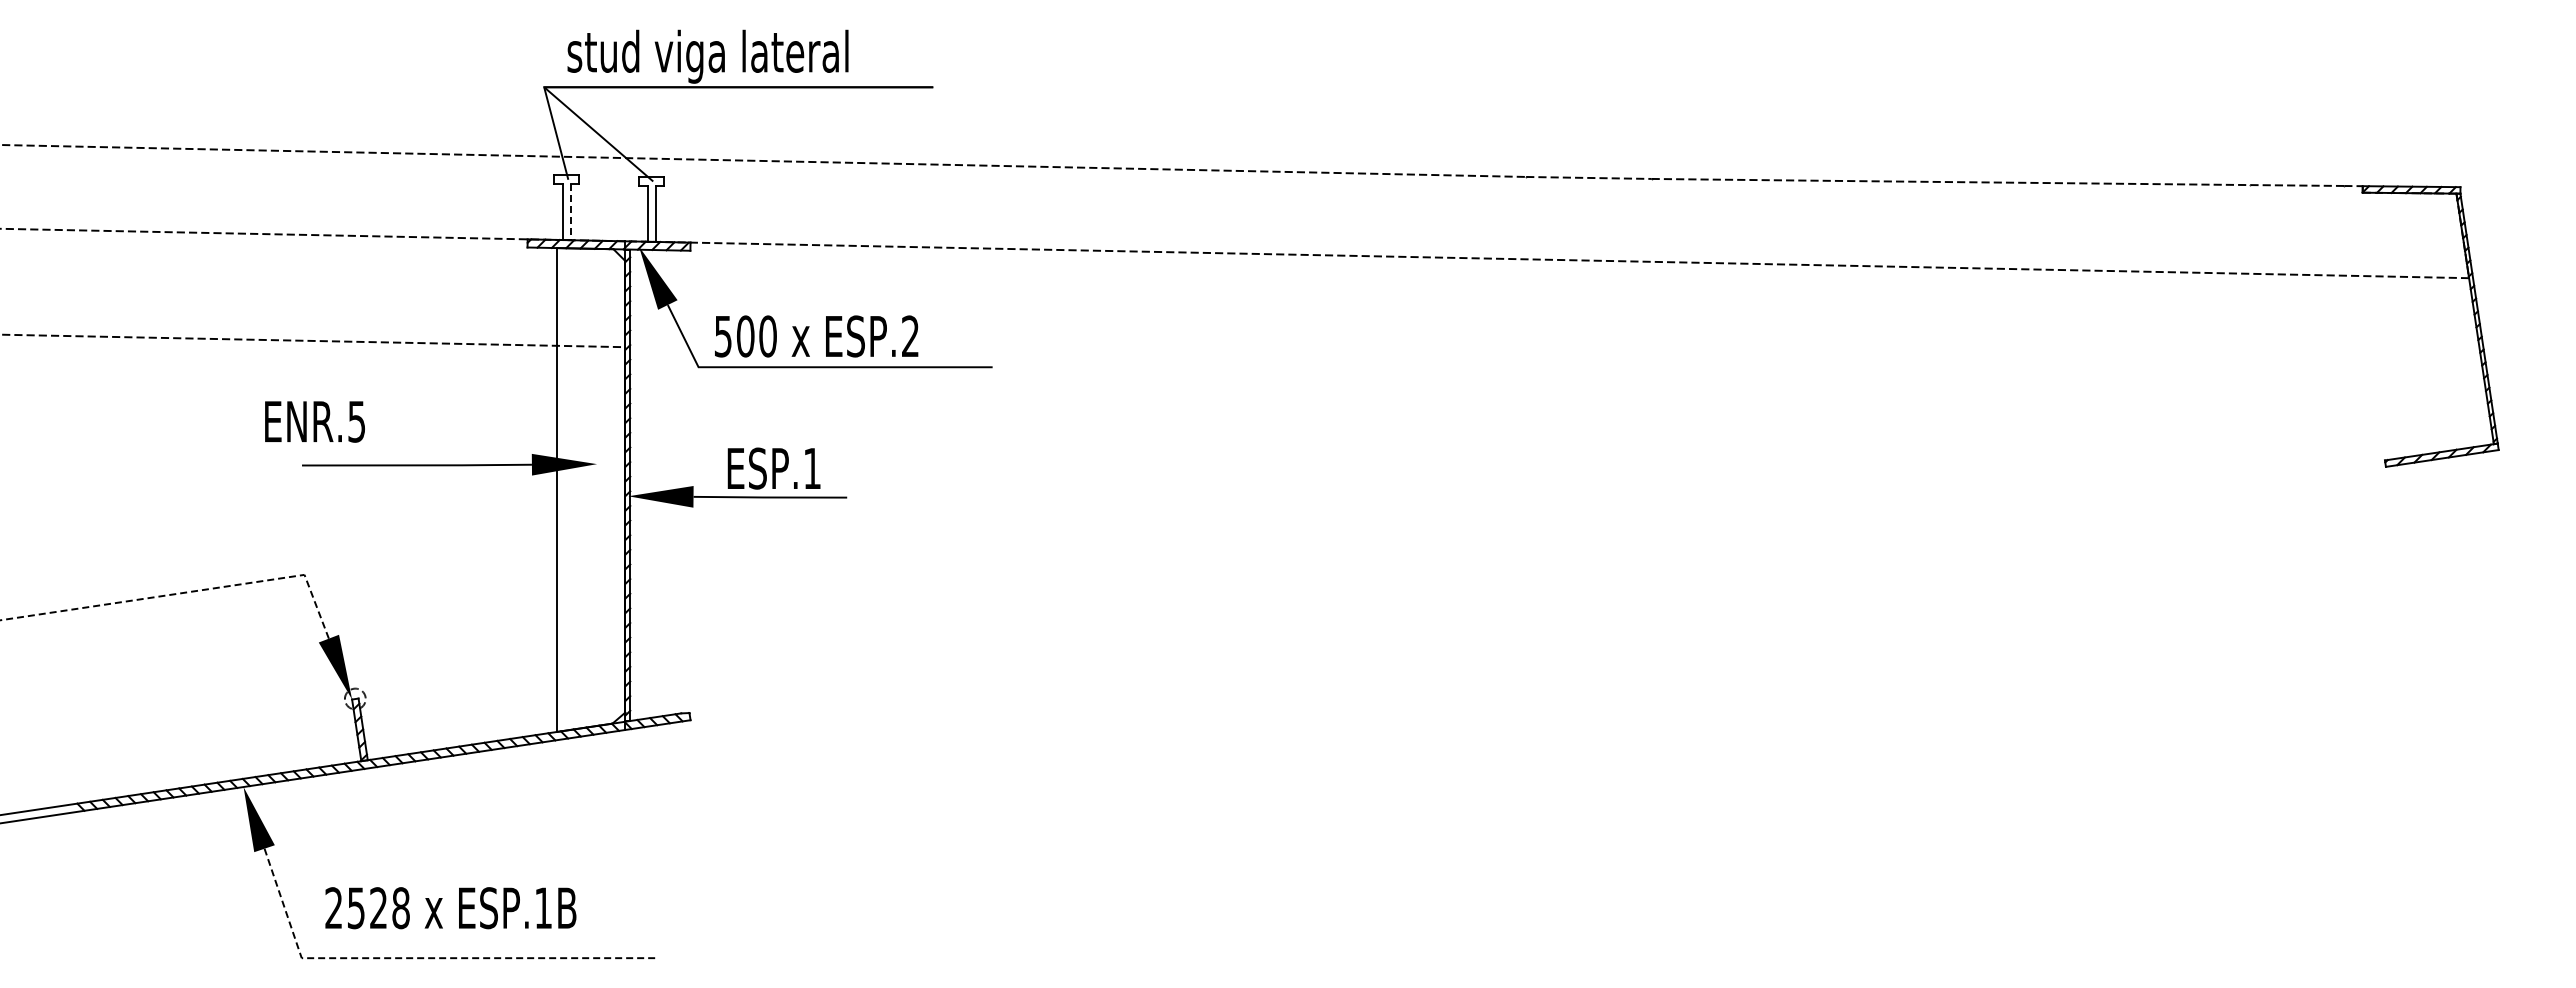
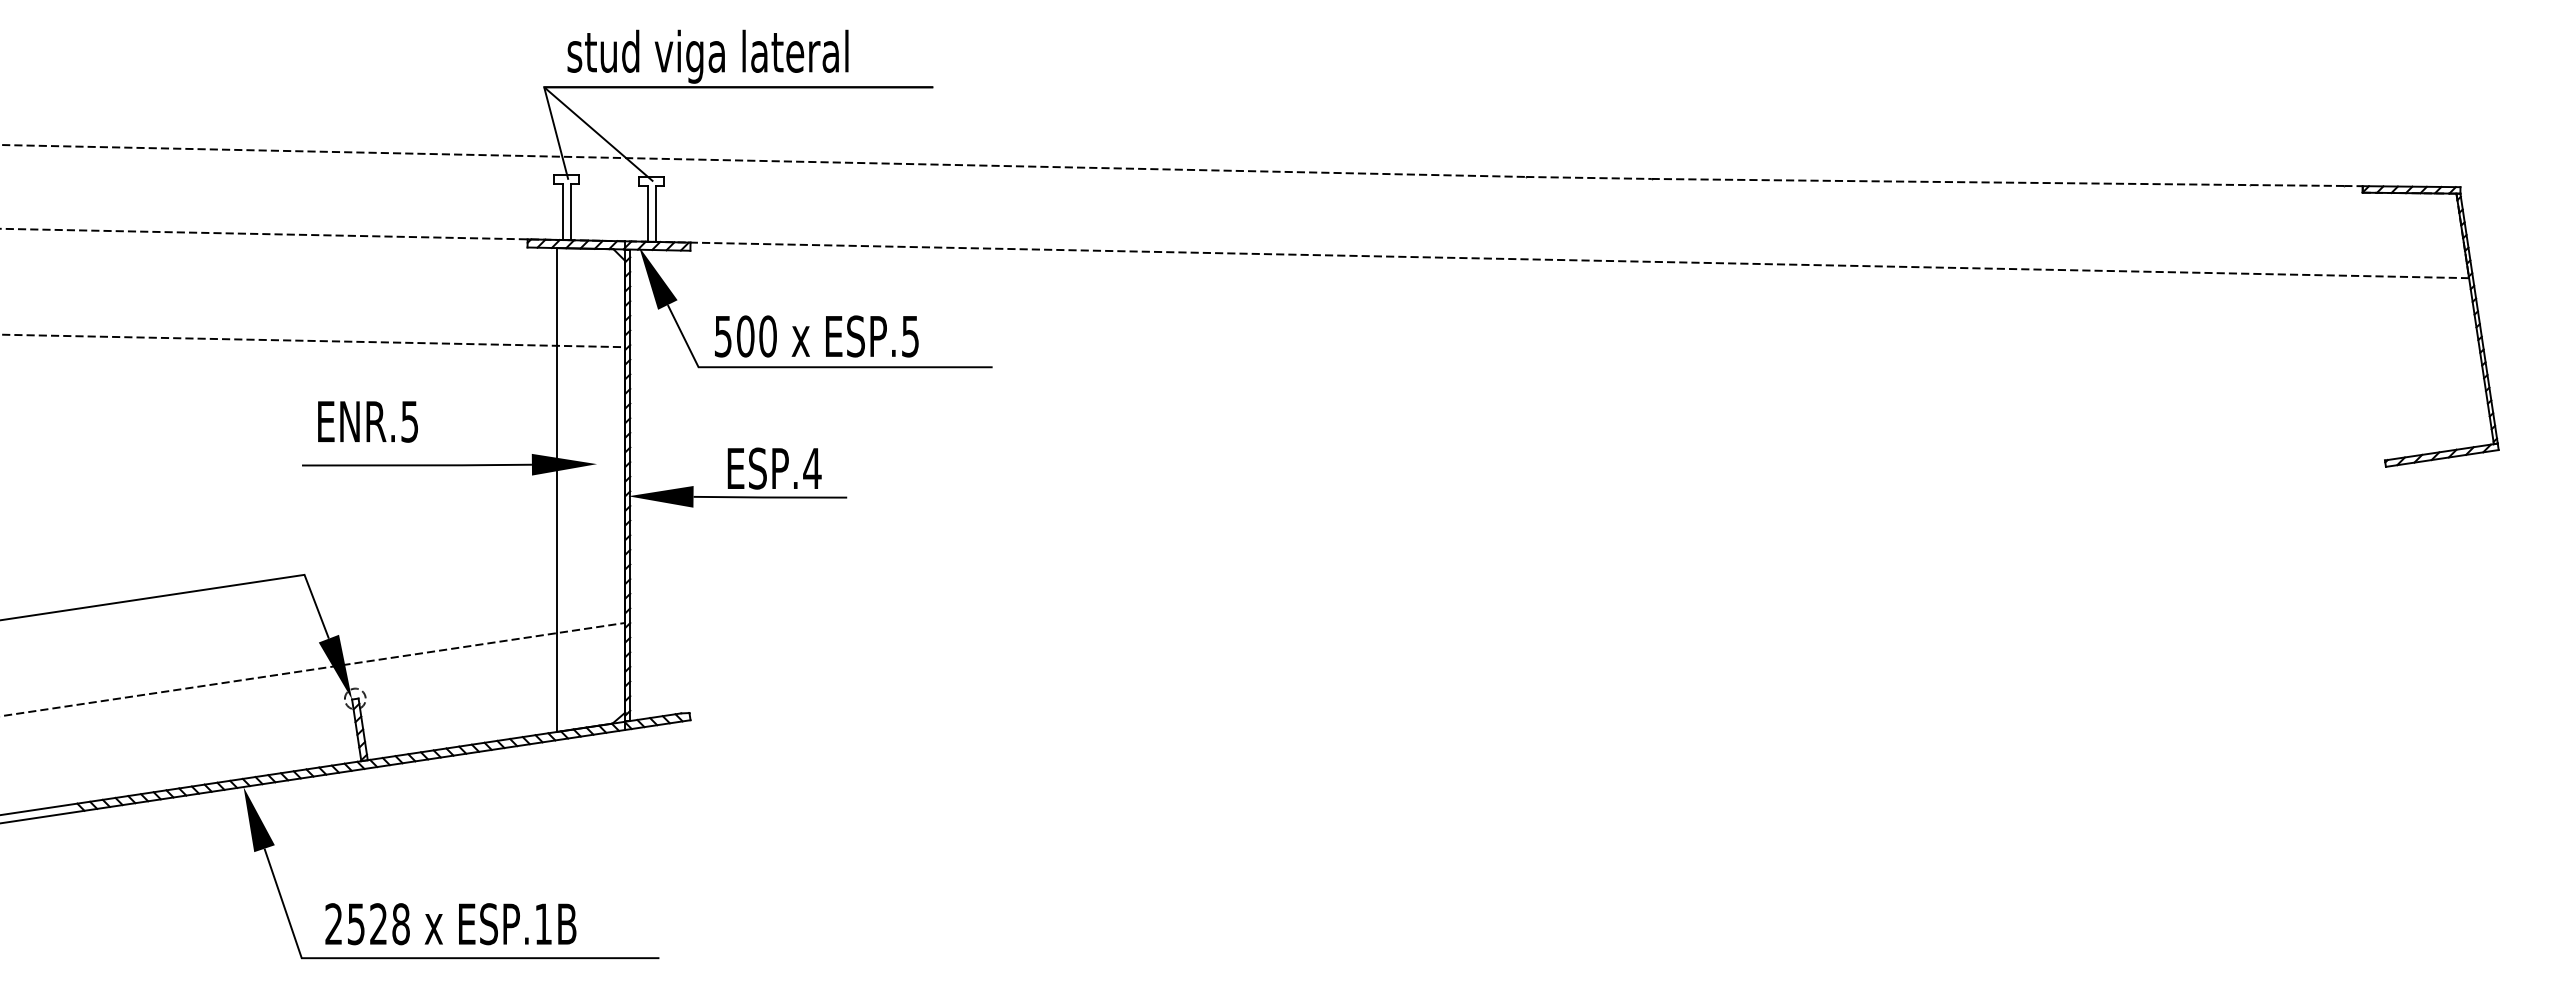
line: dashed -> solid (570, 212)
text: ESP.2 -> ESP.5 (910, 336)
text position: (314, 421) -> (367, 421) (367, 421)
text: ESP.1 -> ESP.4 (812, 468)
line: dashed -> solid (186, 592)
line: none -> present (313, 669)
text position: (450, 908) -> (450, 924) (450, 924)
line: dashed -> solid (422, 958)
